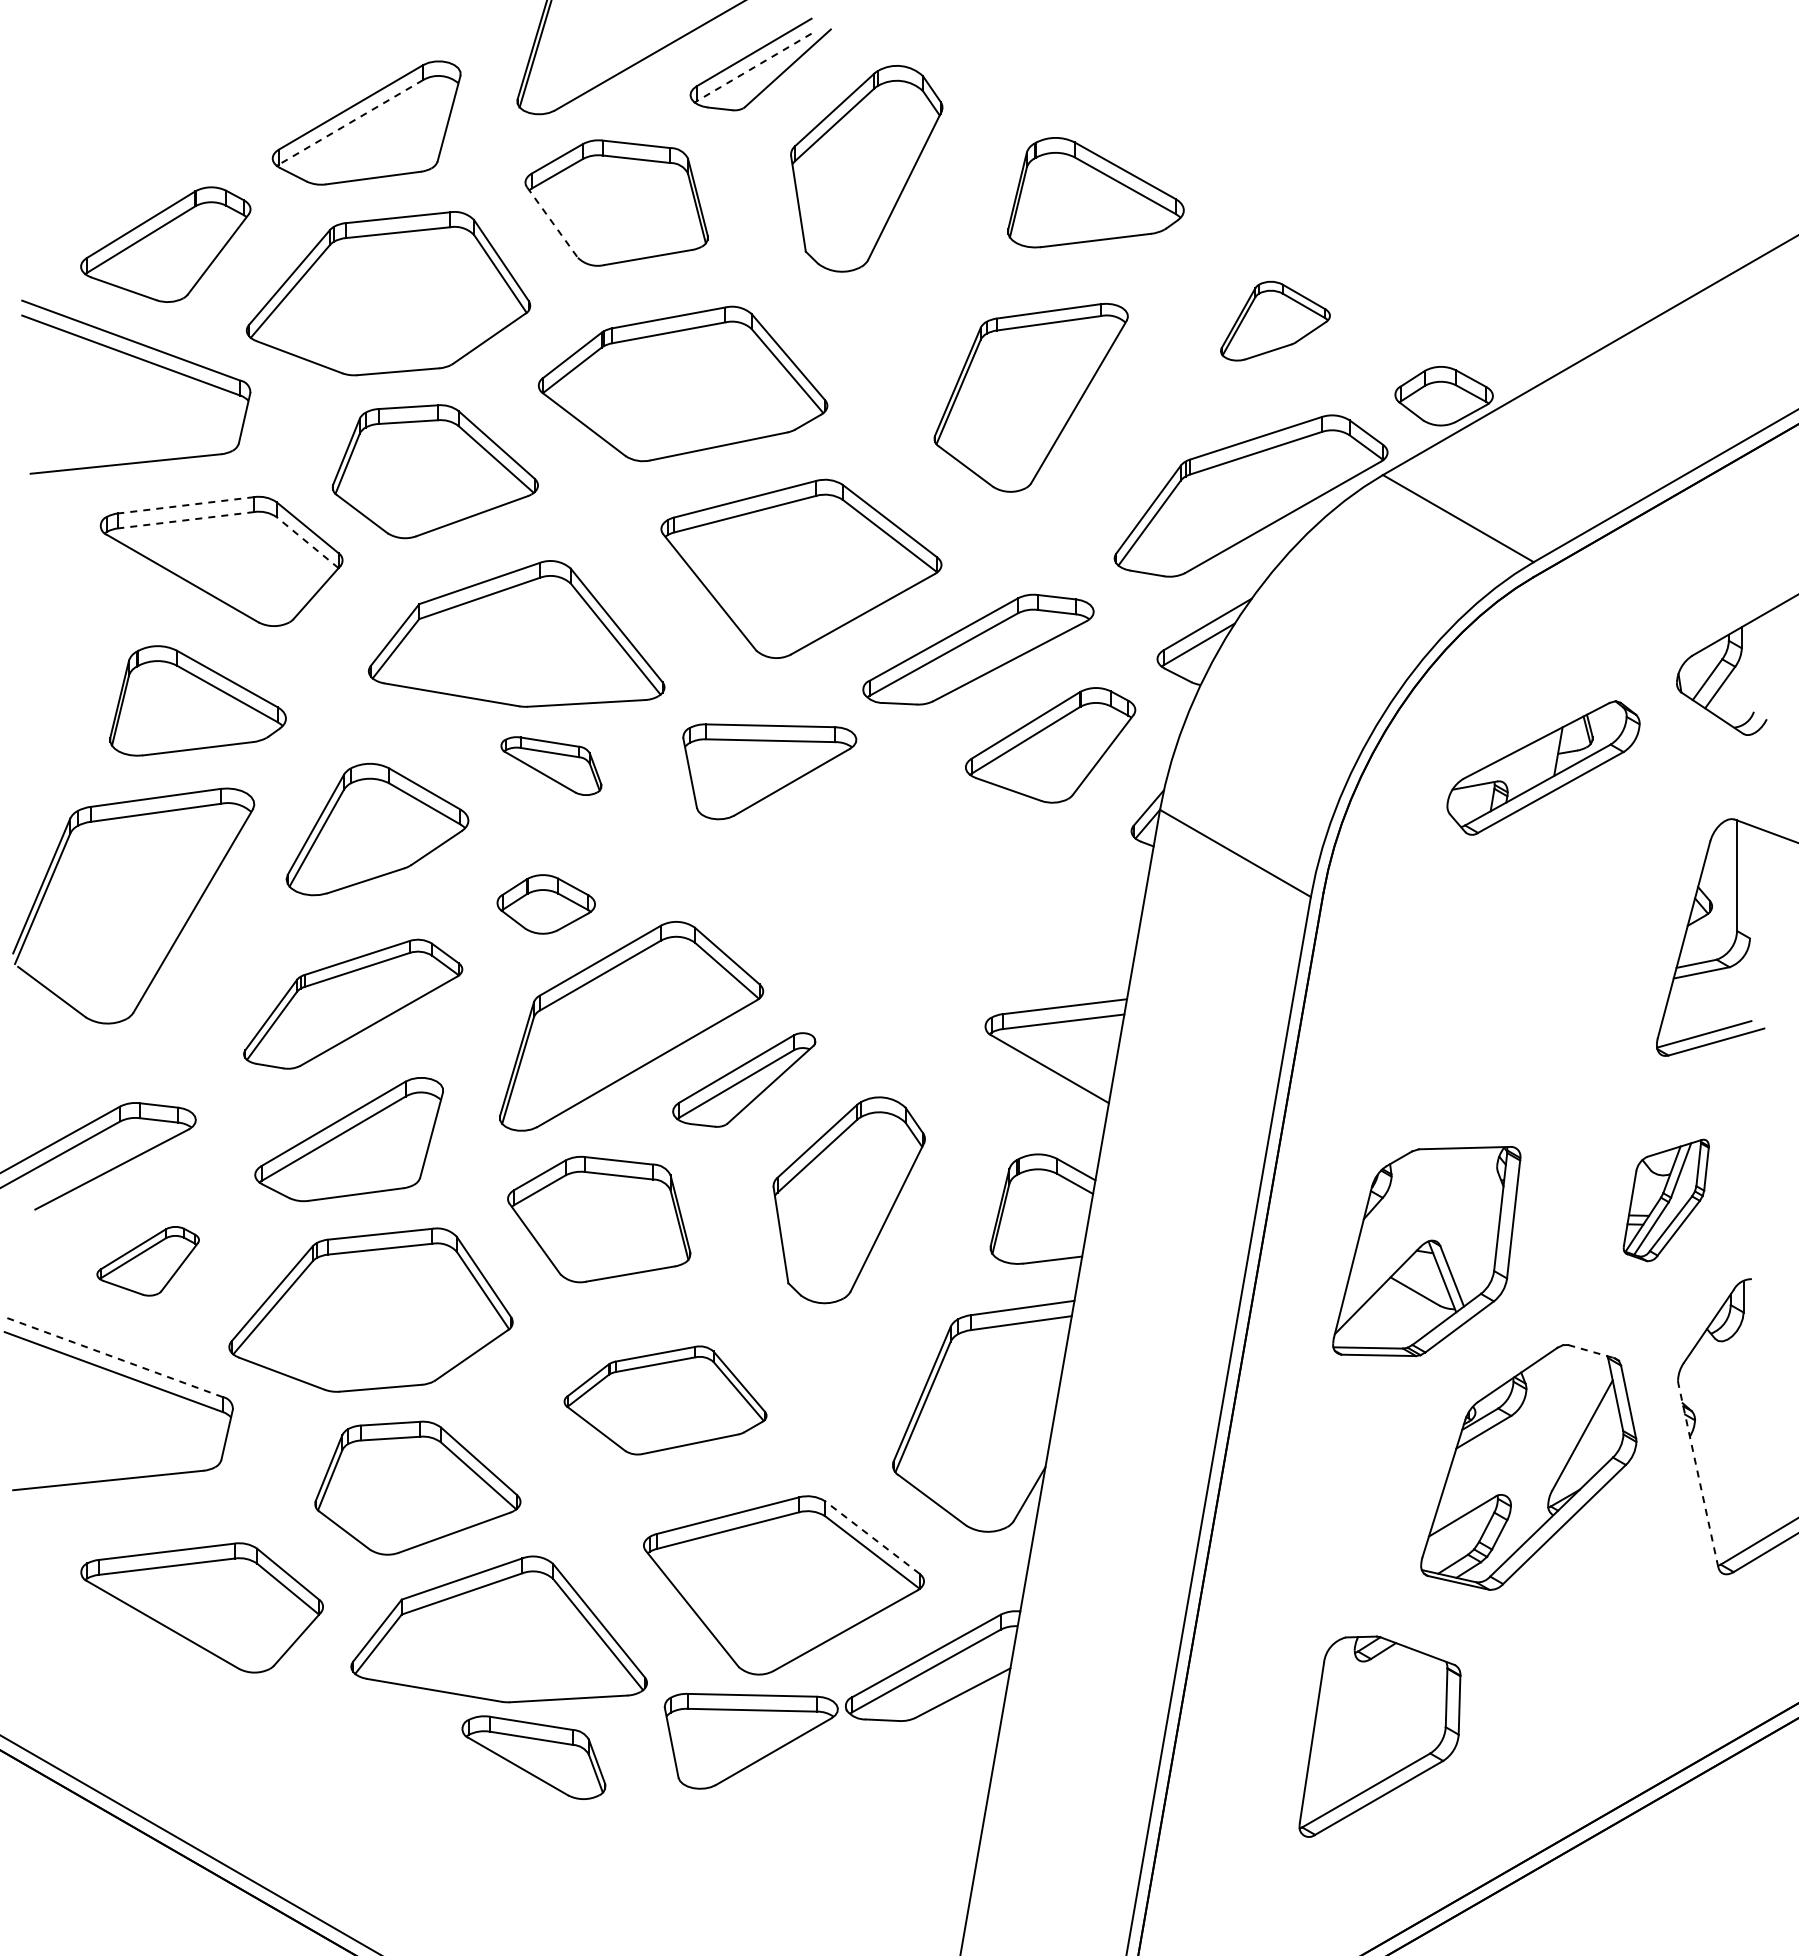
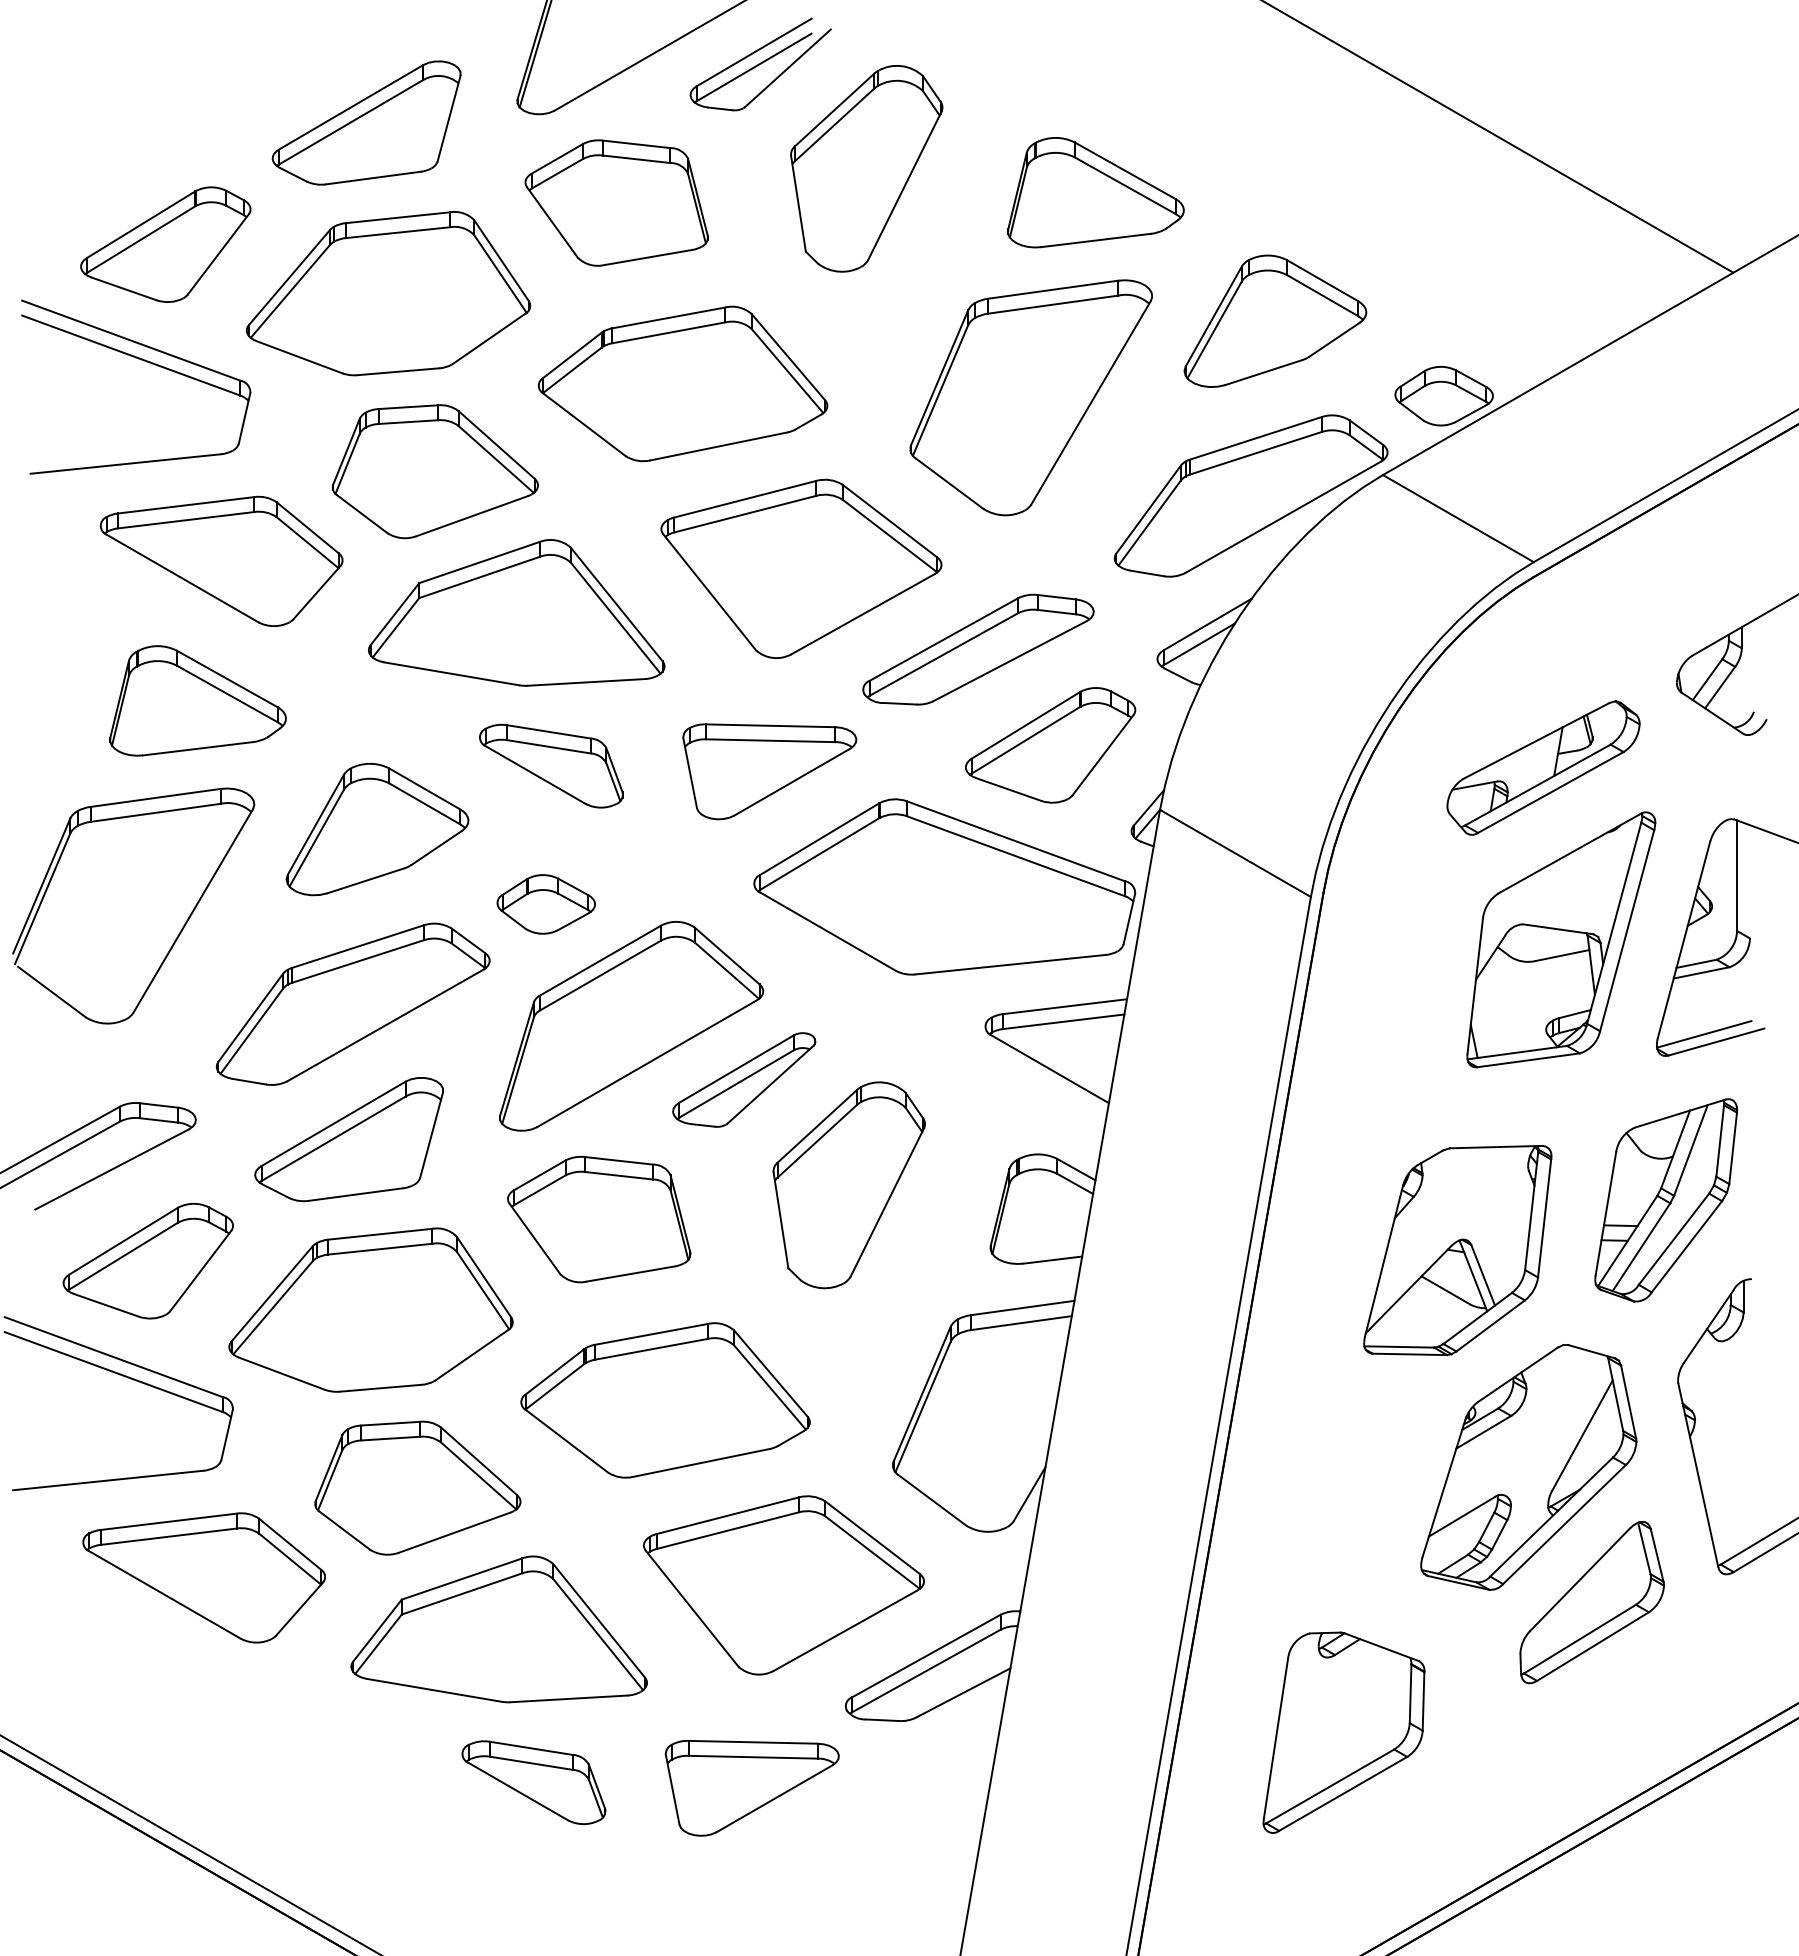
line: dashed -> solid (754, 67)
line: dashed -> solid (351, 122)
line: none -> present (1498, 137)
line: dashed -> solid (552, 222)
part size: 111x81 px -> 185x134 px (1275, 320)
part size: 196x191 px -> 244x238 px (1030, 397)
line: dashed -> solid (186, 505)
line: dashed -> solid (186, 520)
line: dashed -> solid (307, 542)
part position: (516, 633) -> (516, 612) (516, 612)
part size: 103x60 px -> 145x86 px (551, 765)
part: none -> present (944, 886)
part: none -> present (1561, 939)
part size: 221x132 px -> 276x164 px (352, 1003)
part position: (848, 1200) -> (848, 1185) (848, 1185)
part size: 88x125 px -> 145x205 px (1666, 1200)
part position: (1426, 1251) -> (1457, 1250) (1457, 1250)
part size: 104x71 px -> 172x117 px (147, 1261)
line: dashed -> solid (1592, 1351)
line: dashed -> solid (113, 1356)
part size: 205x111 px -> 291x157 px (665, 1400)
line: dashed -> solid (1698, 1475)
line: dashed -> solid (872, 1537)
part: none -> present (1591, 1602)
part position: (201, 1607) -> (203, 1577) (203, 1577)
part position: (1379, 1736) -> (1343, 1732) (1343, 1732)
part position: (750, 1741) -> (751, 1788) (751, 1788)
part position: (533, 1757) -> (533, 1782) (533, 1782)
